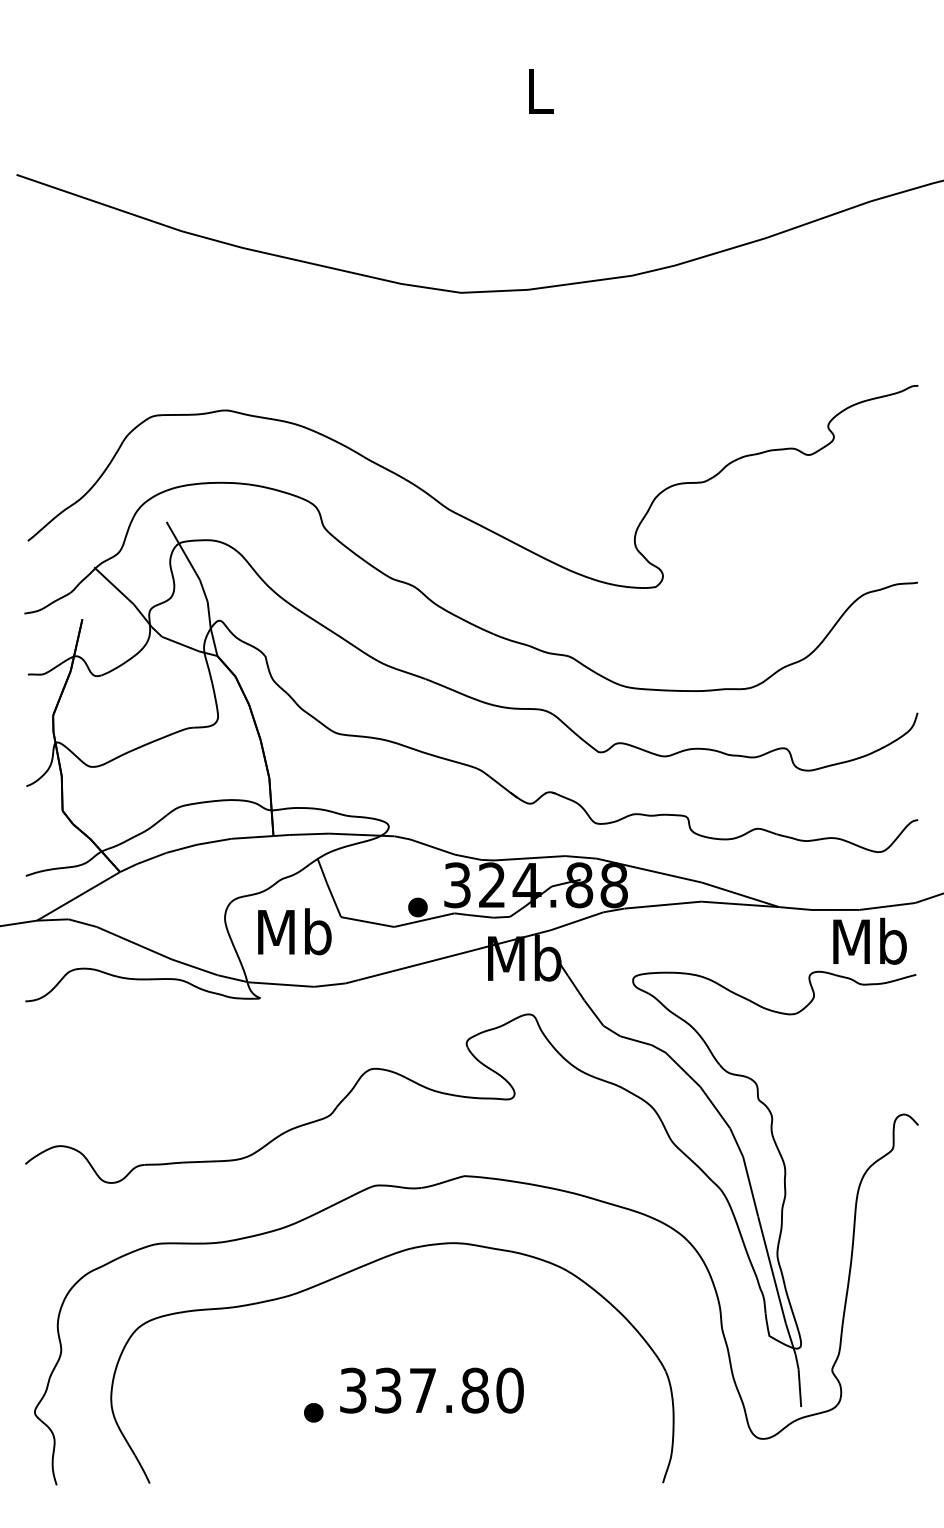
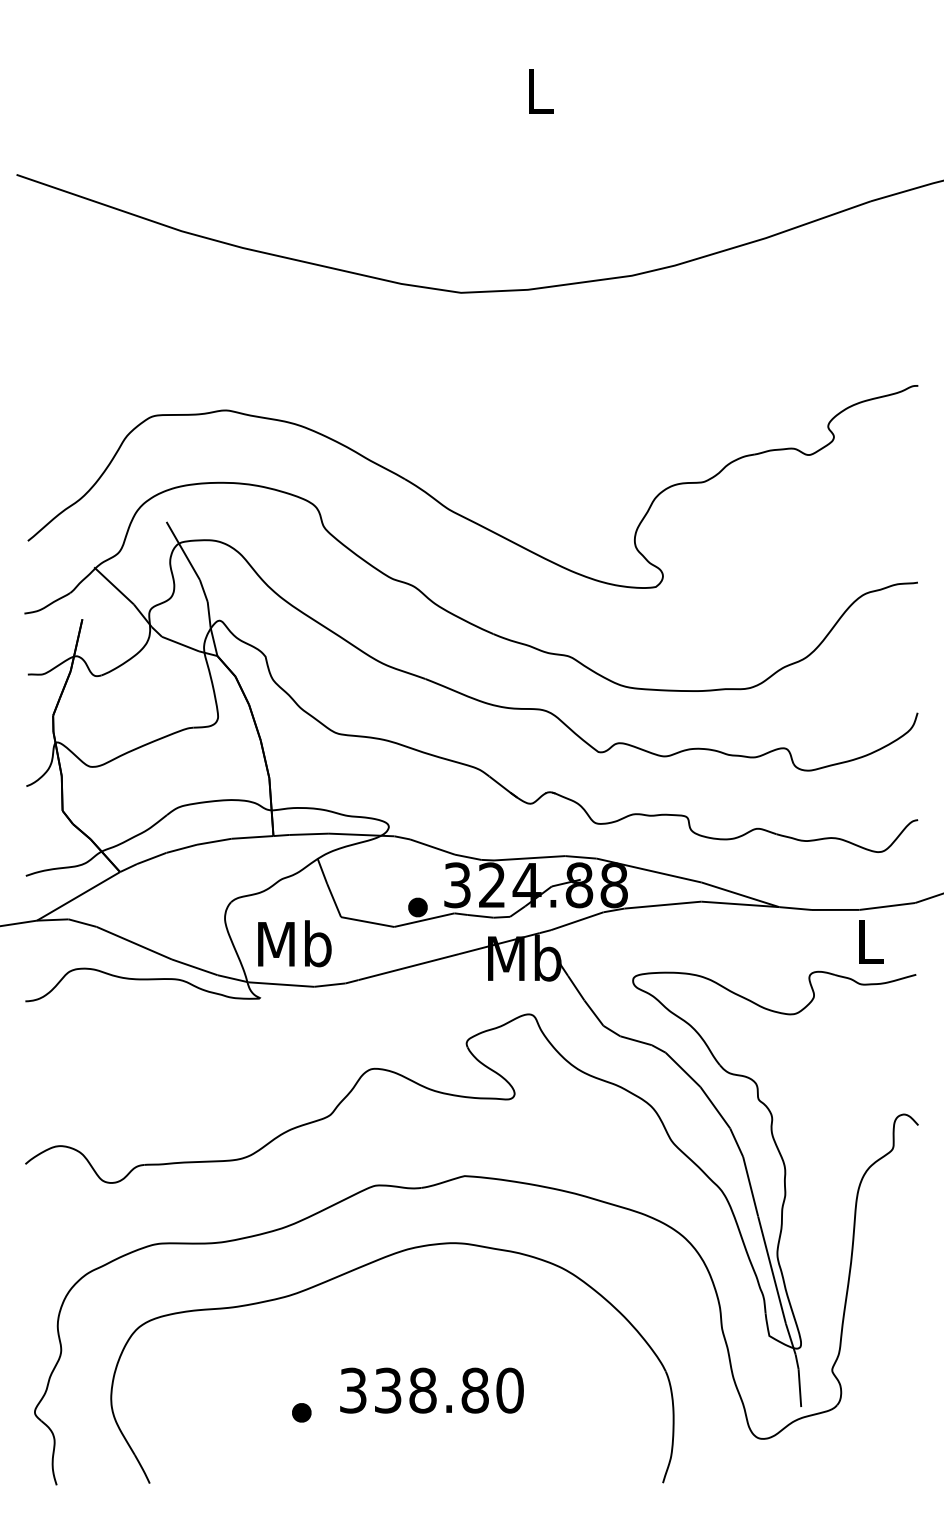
text position: (294, 931) -> (294, 943) (294, 943)
text: Mb -> L (869, 940)
text: 337.80 -> 338.80 (422, 1390)
part position: (313, 1412) -> (301, 1412) (301, 1412)
